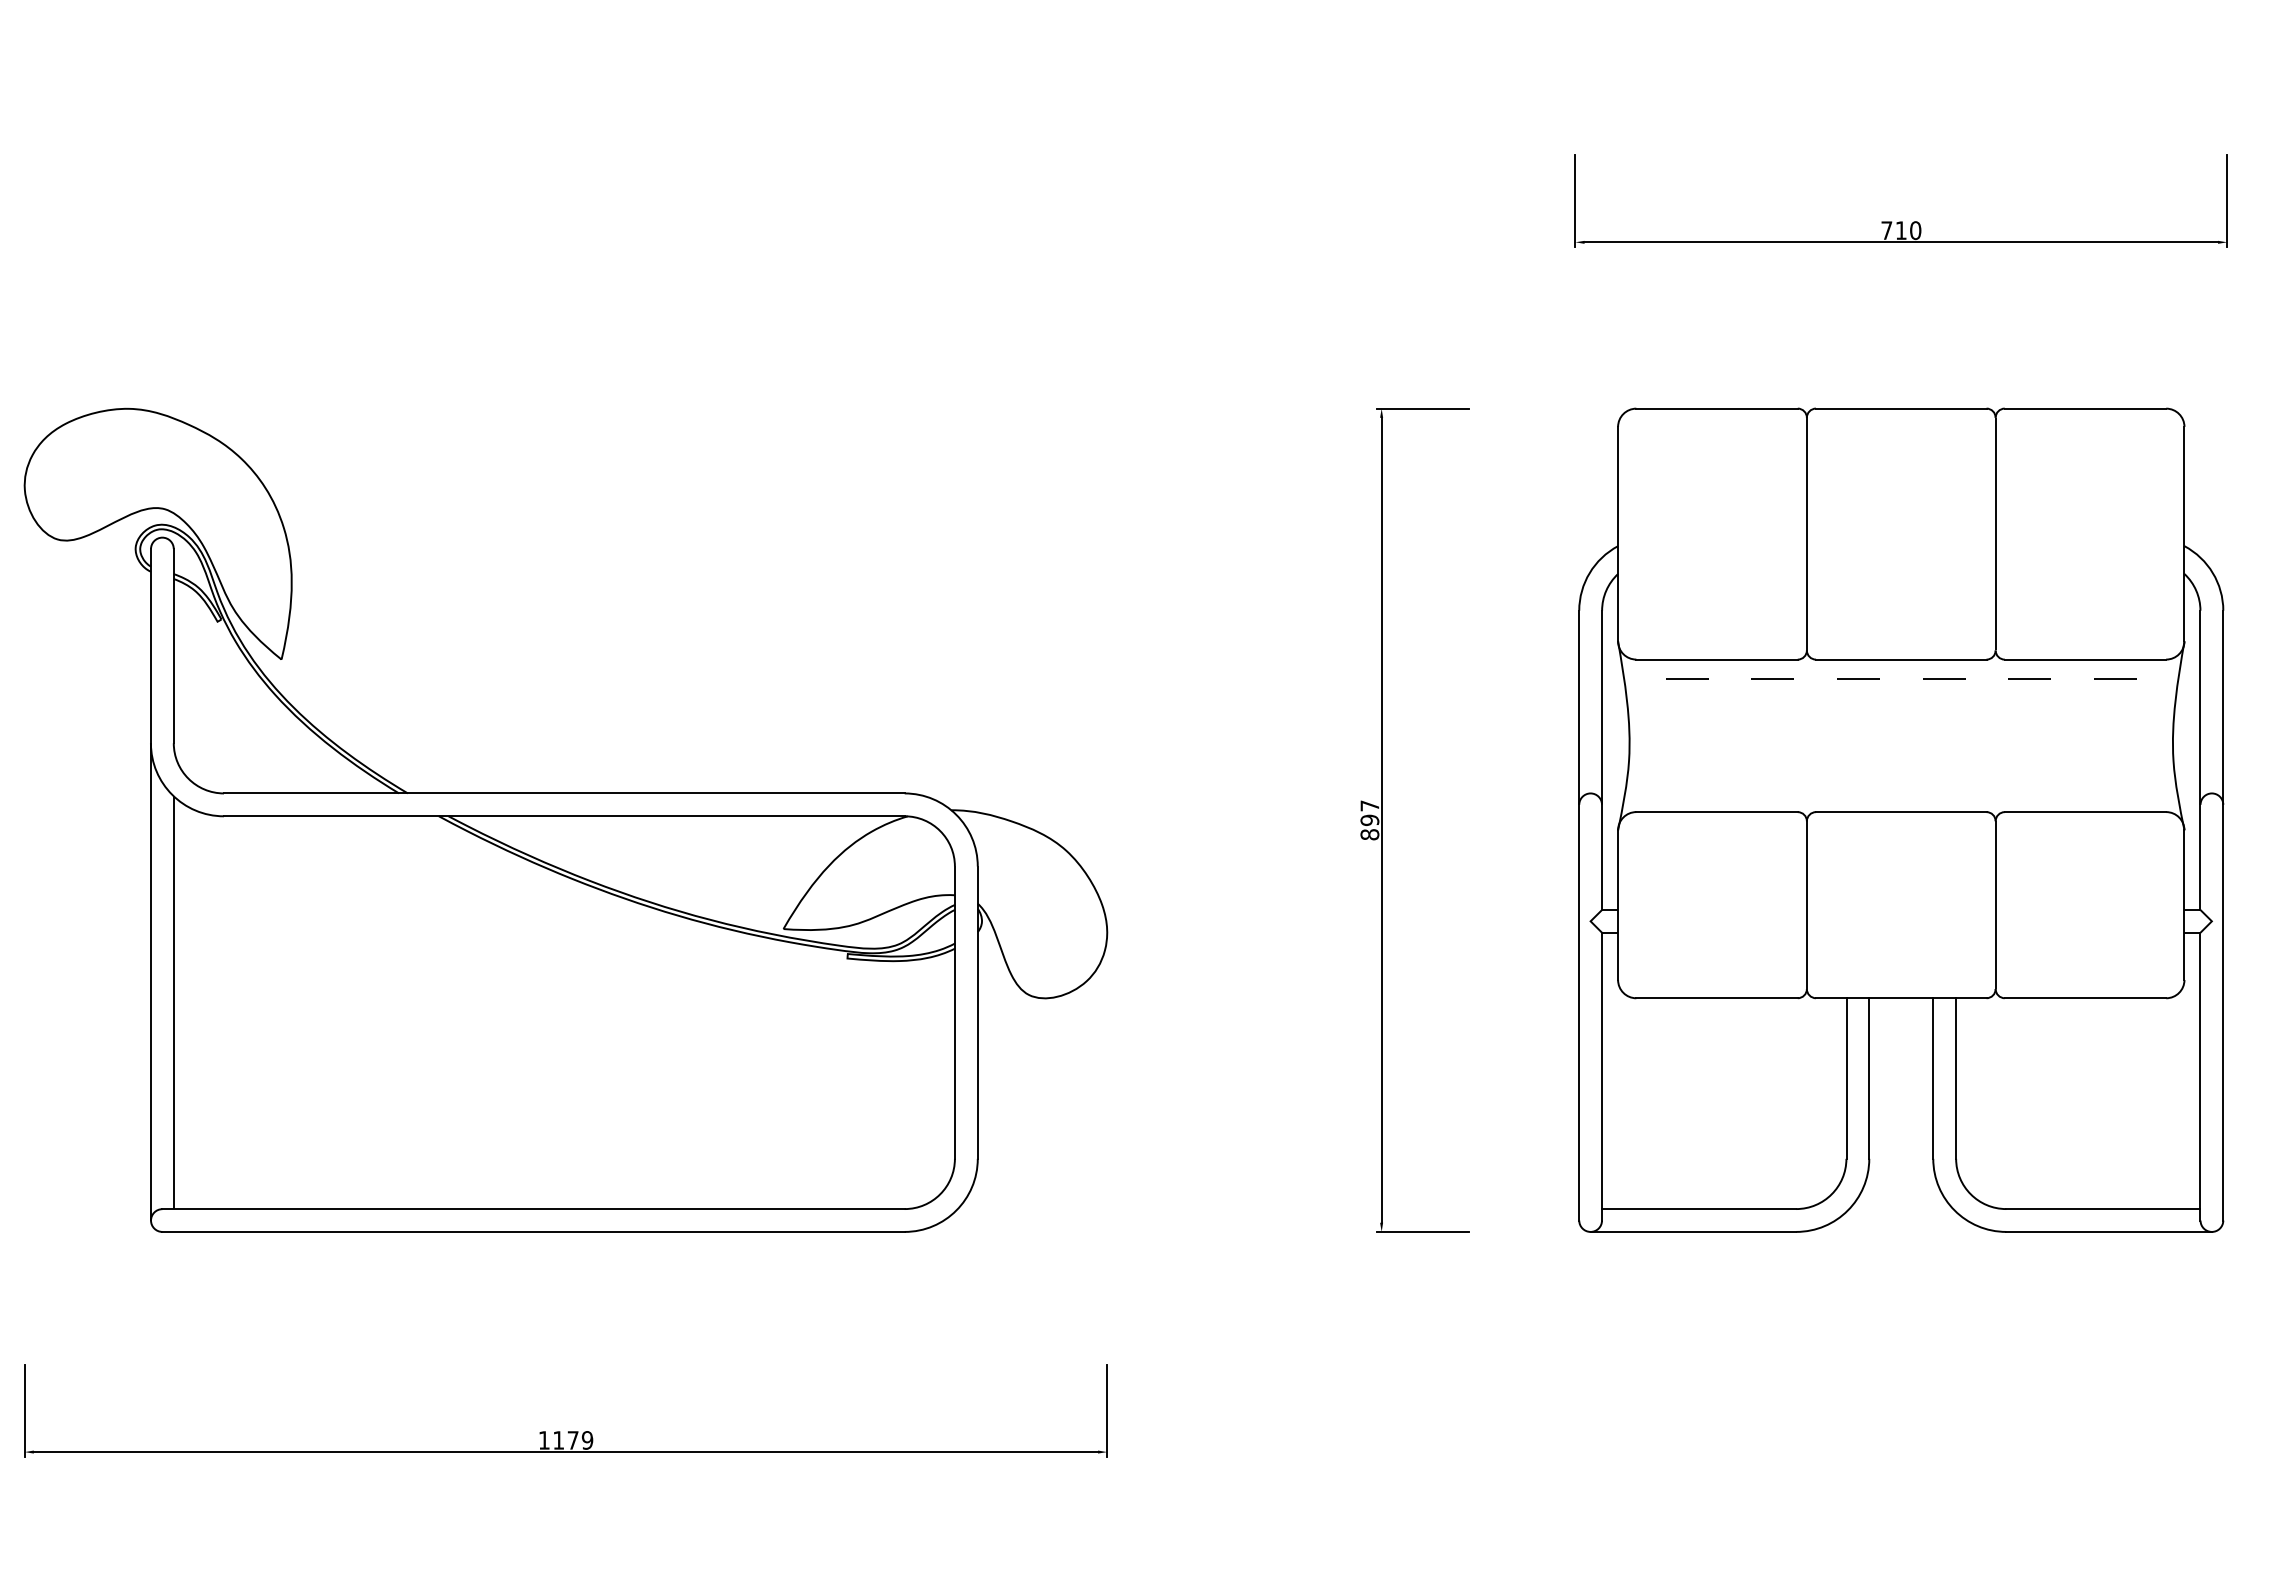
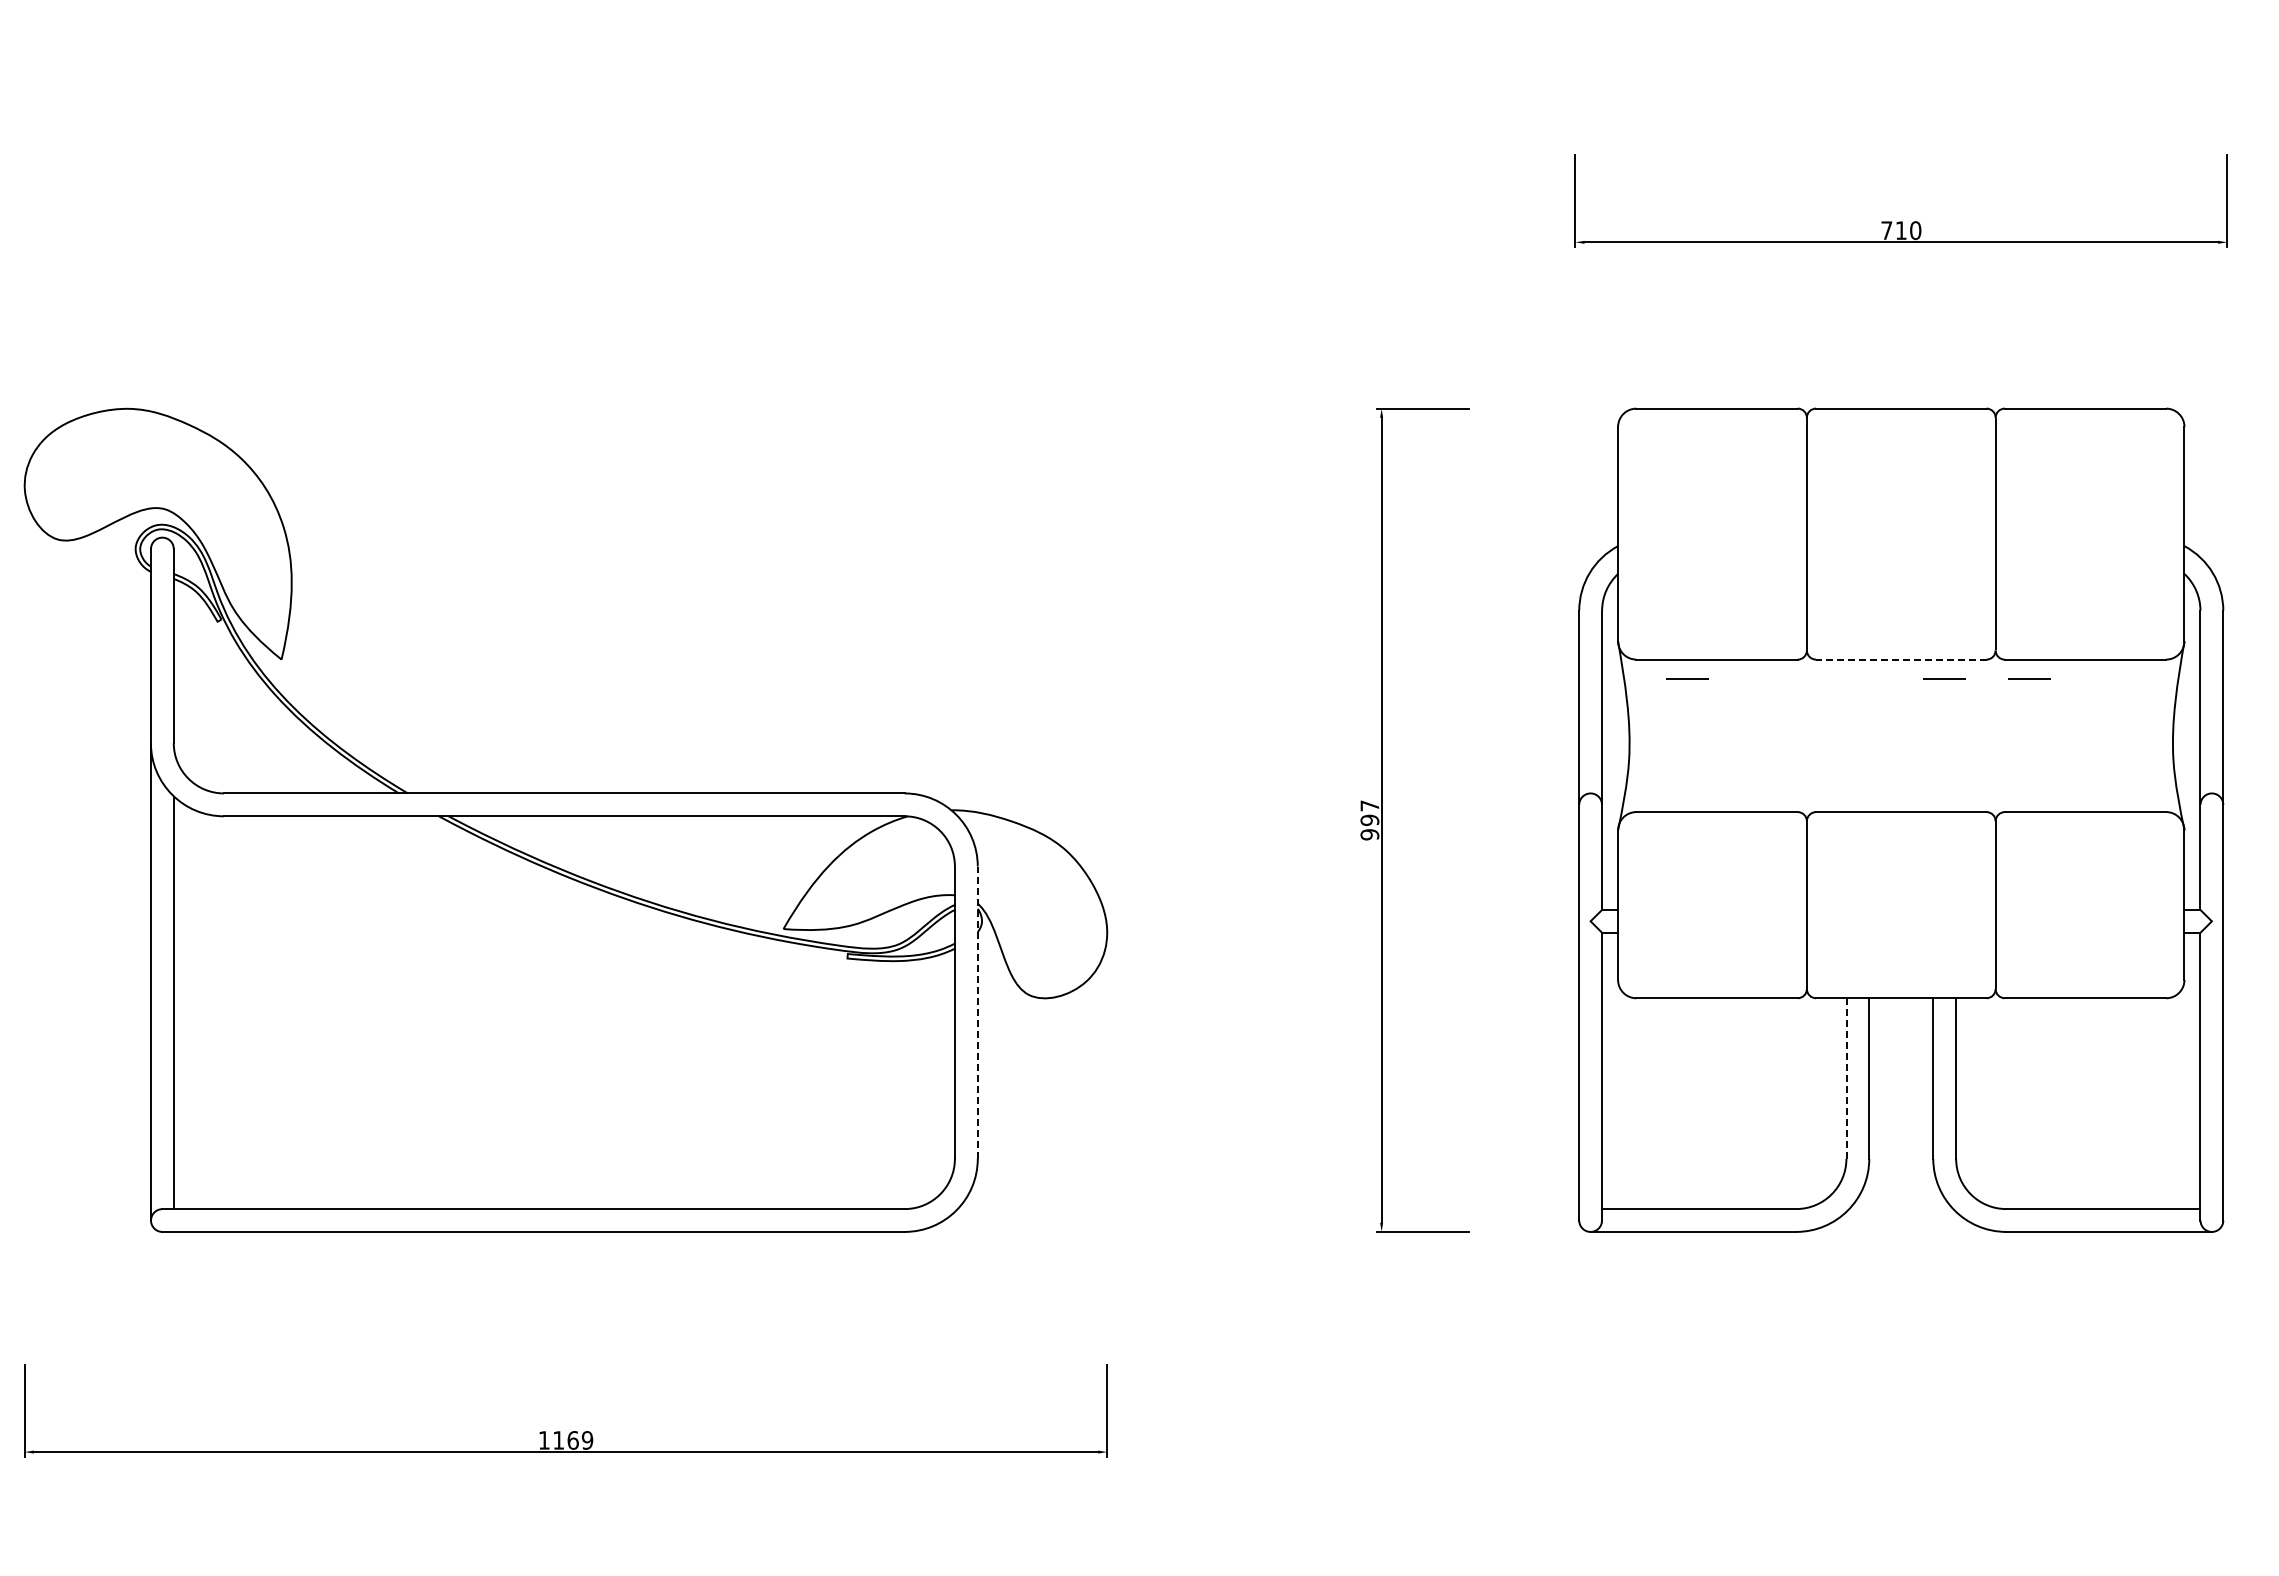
line: solid -> dashed (1900, 659)
line: present -> none (1772, 678)
line: present -> none (1858, 678)
line: present -> none (2115, 678)
text: 897 -> 997 (1369, 834)
line: solid -> dashed (977, 1012)
line: solid -> dashed (1846, 1078)
text: 1179 -> 1169 (572, 1440)
